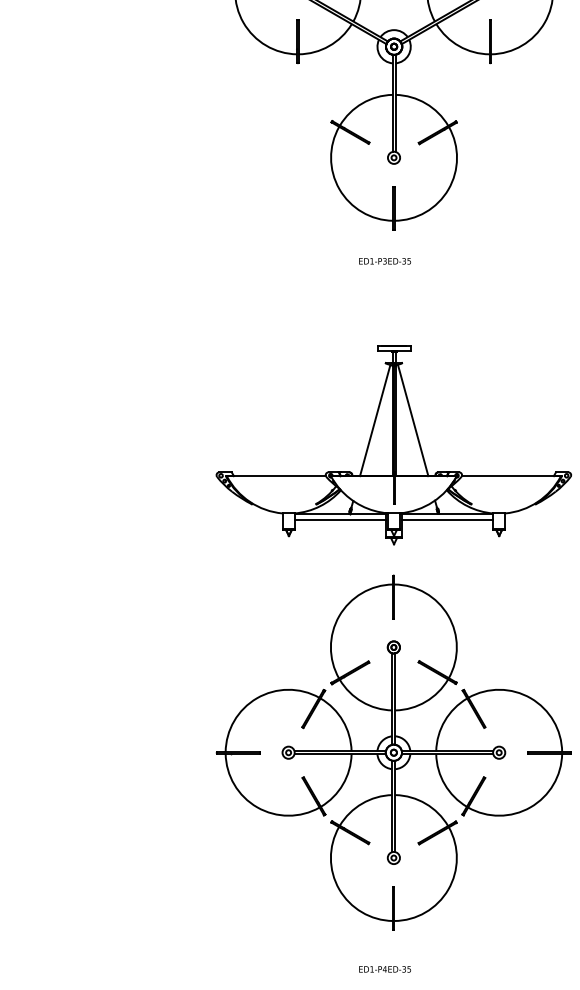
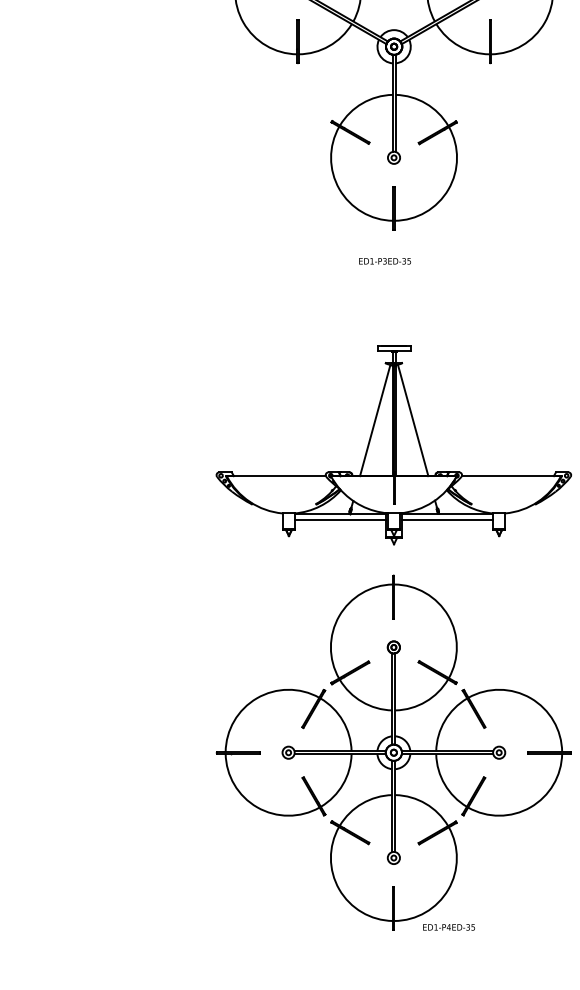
text position: (384, 969) -> (448, 927) (448, 927)
